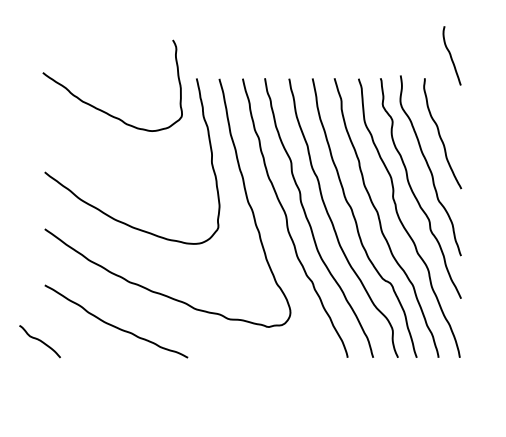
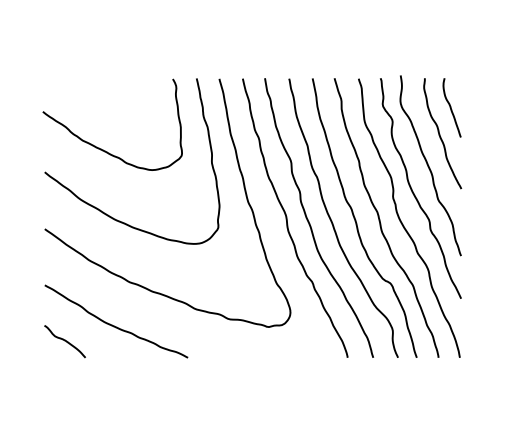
curve position: (451, 55) -> (451, 107) (451, 107)
curve position: (101, 109) -> (101, 148) (101, 148)
curve position: (39, 341) -> (64, 341) (64, 341)
